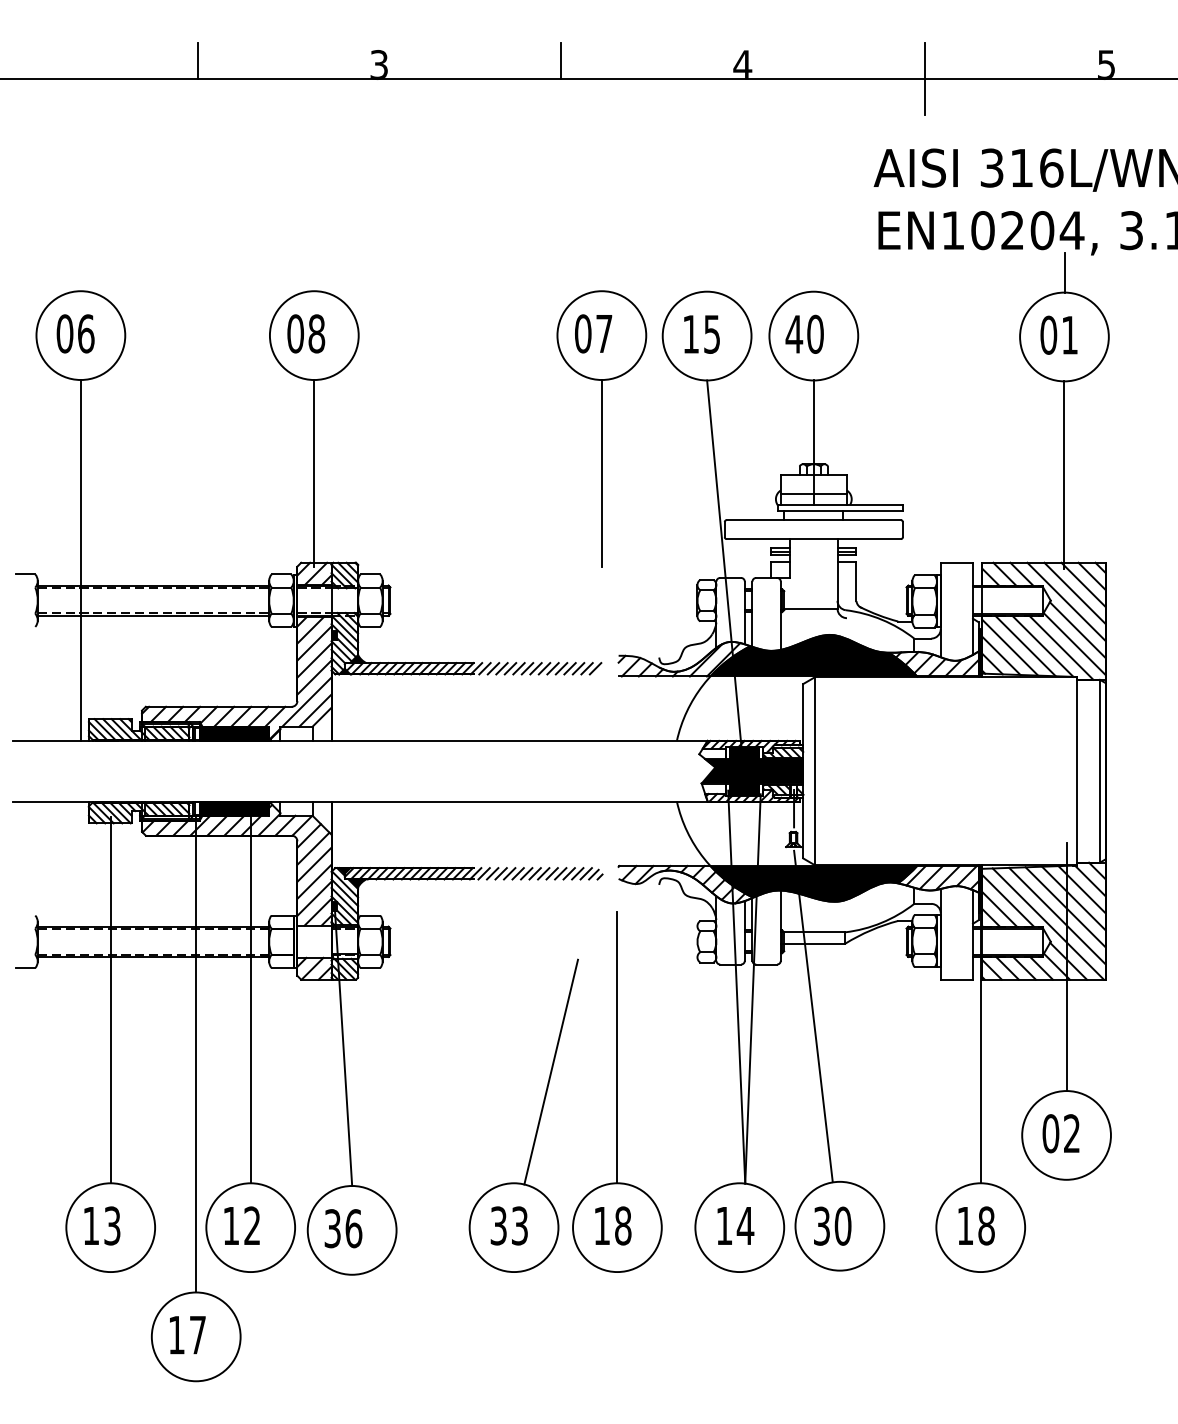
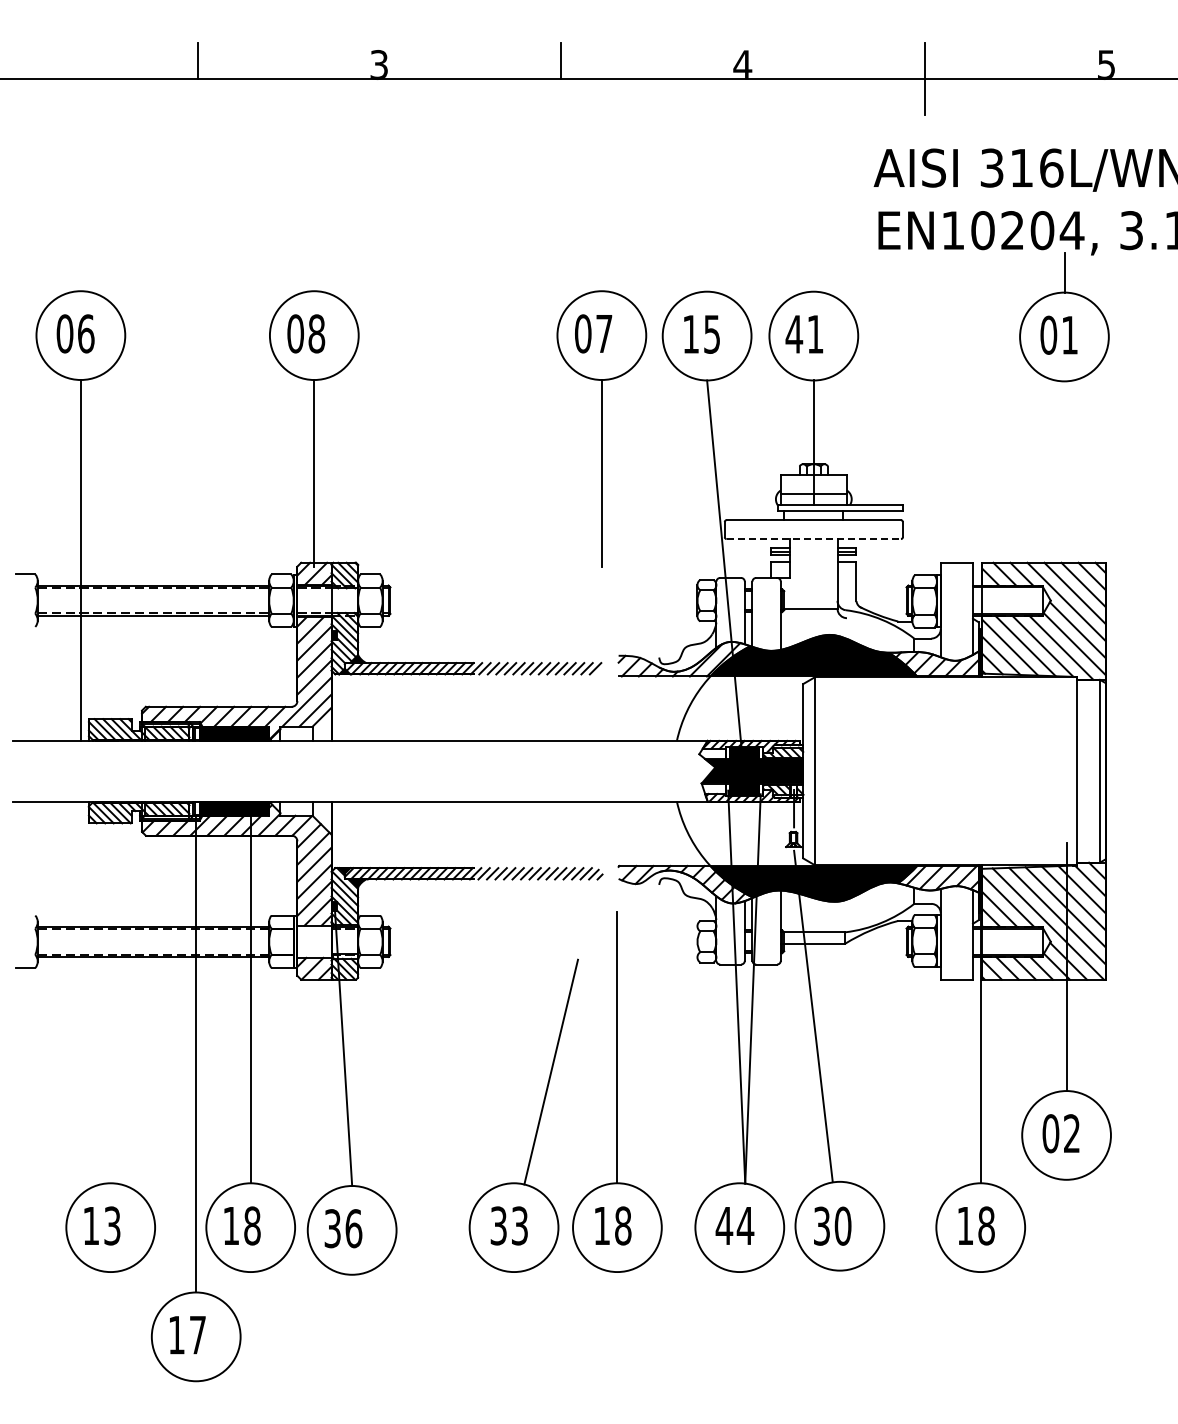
text: 40 -> 41 (815, 333)
line: present -> none (1064, 474)
line: solid -> dashed (814, 539)
line: present -> none (110, 999)
text: 12 -> 18 (252, 1225)
text: 14 -> 44 (724, 1225)
